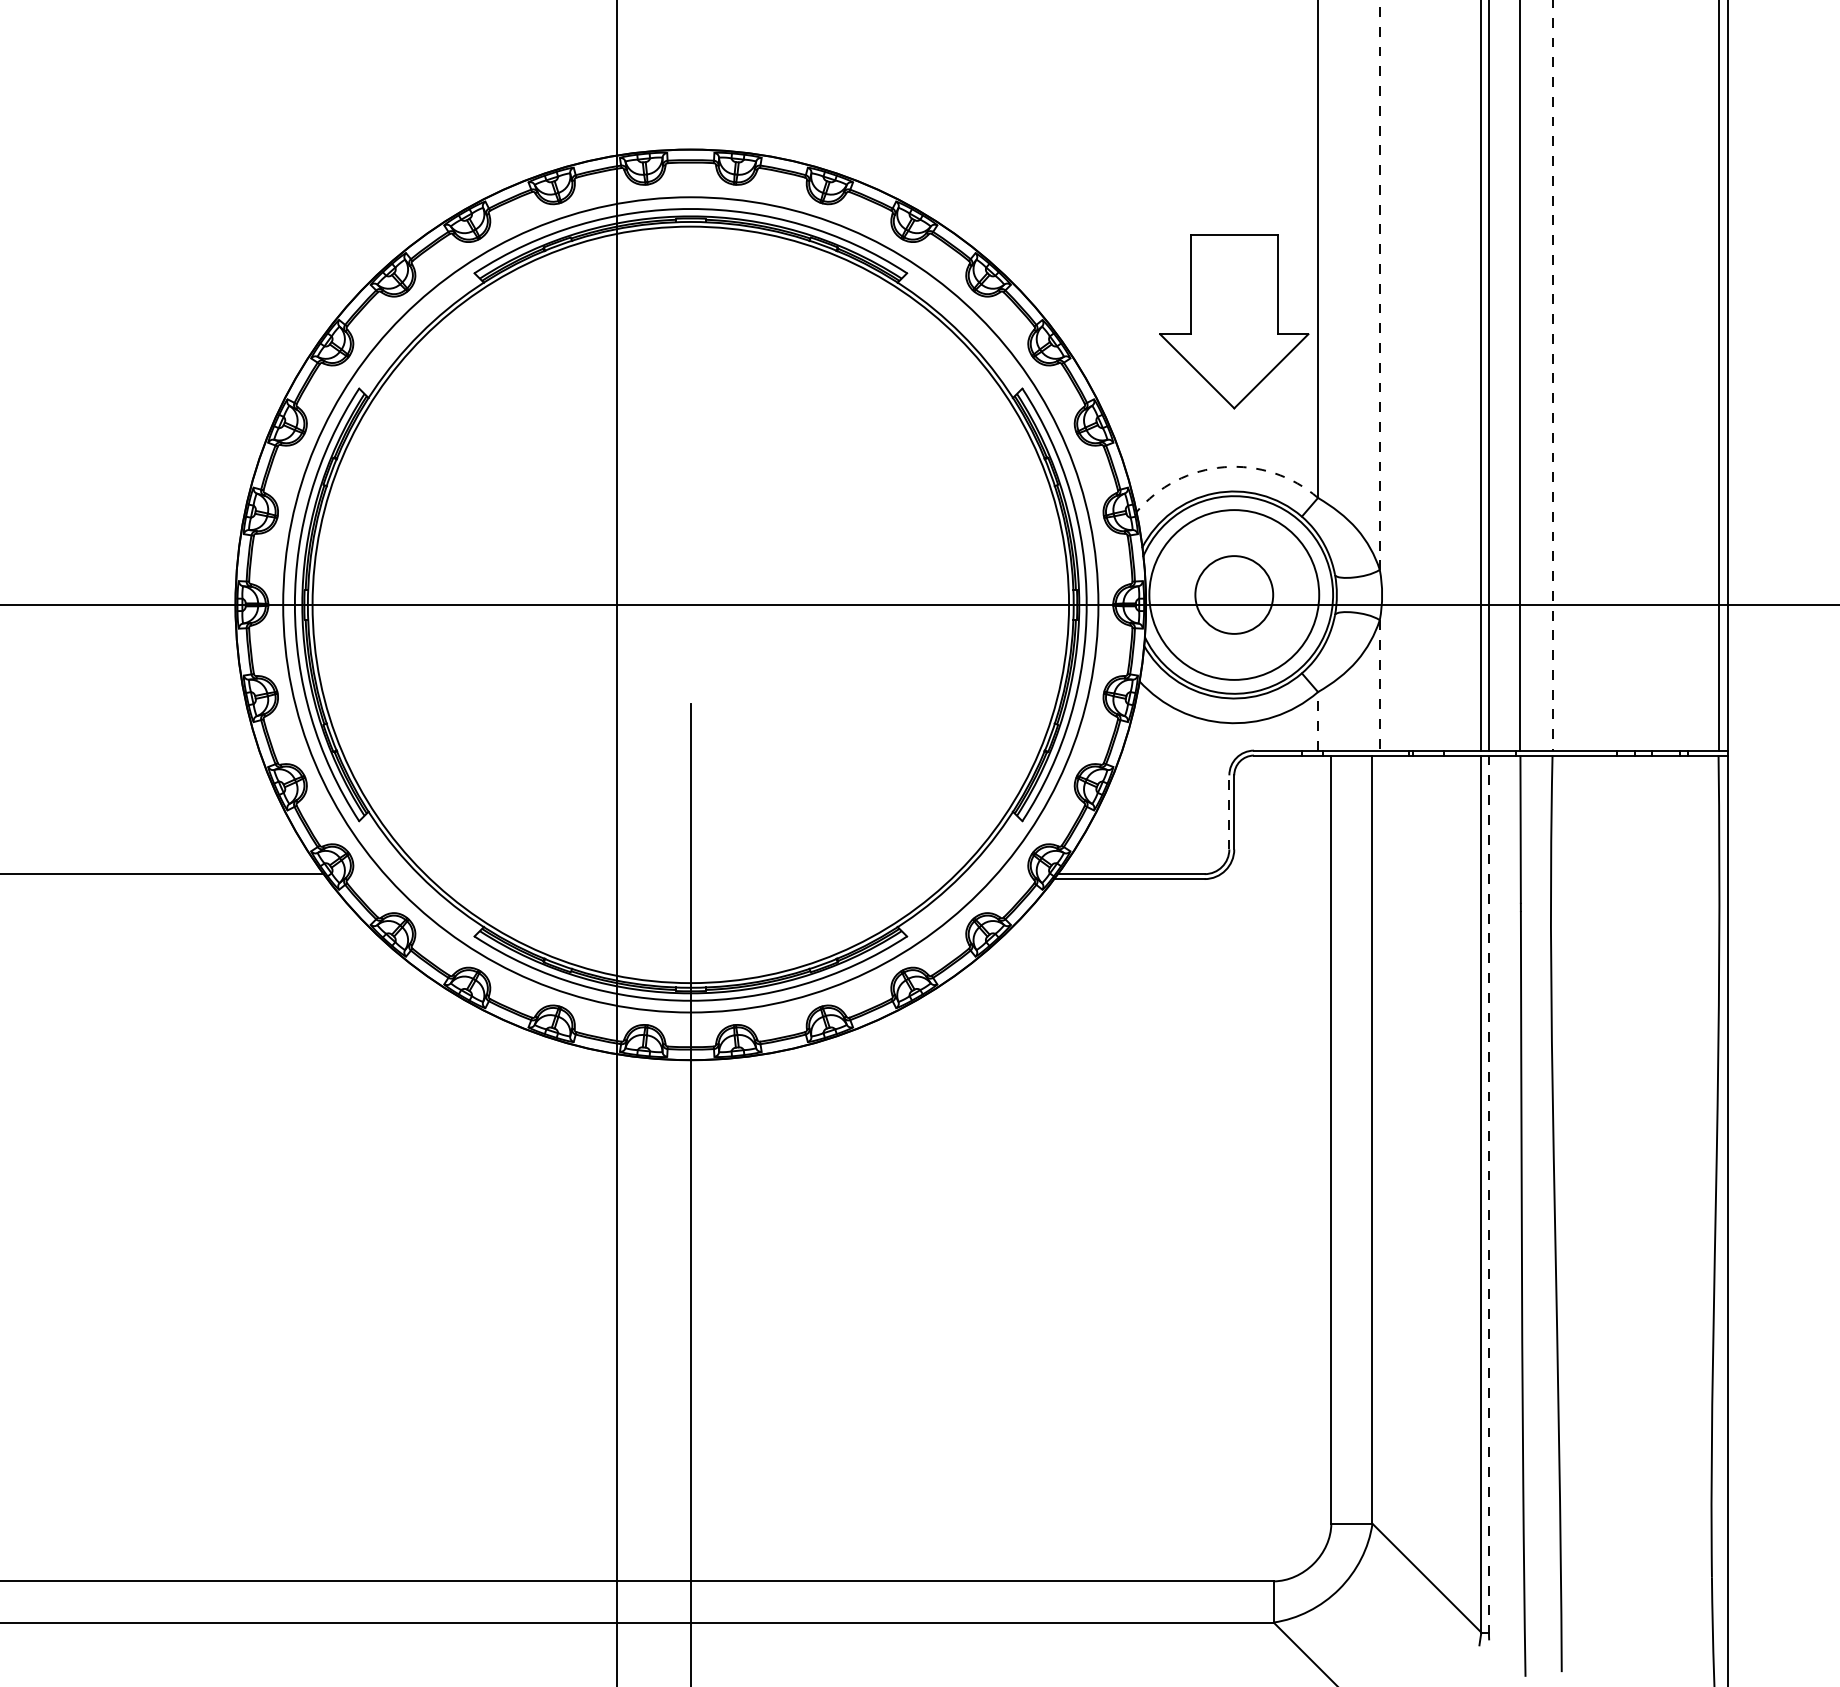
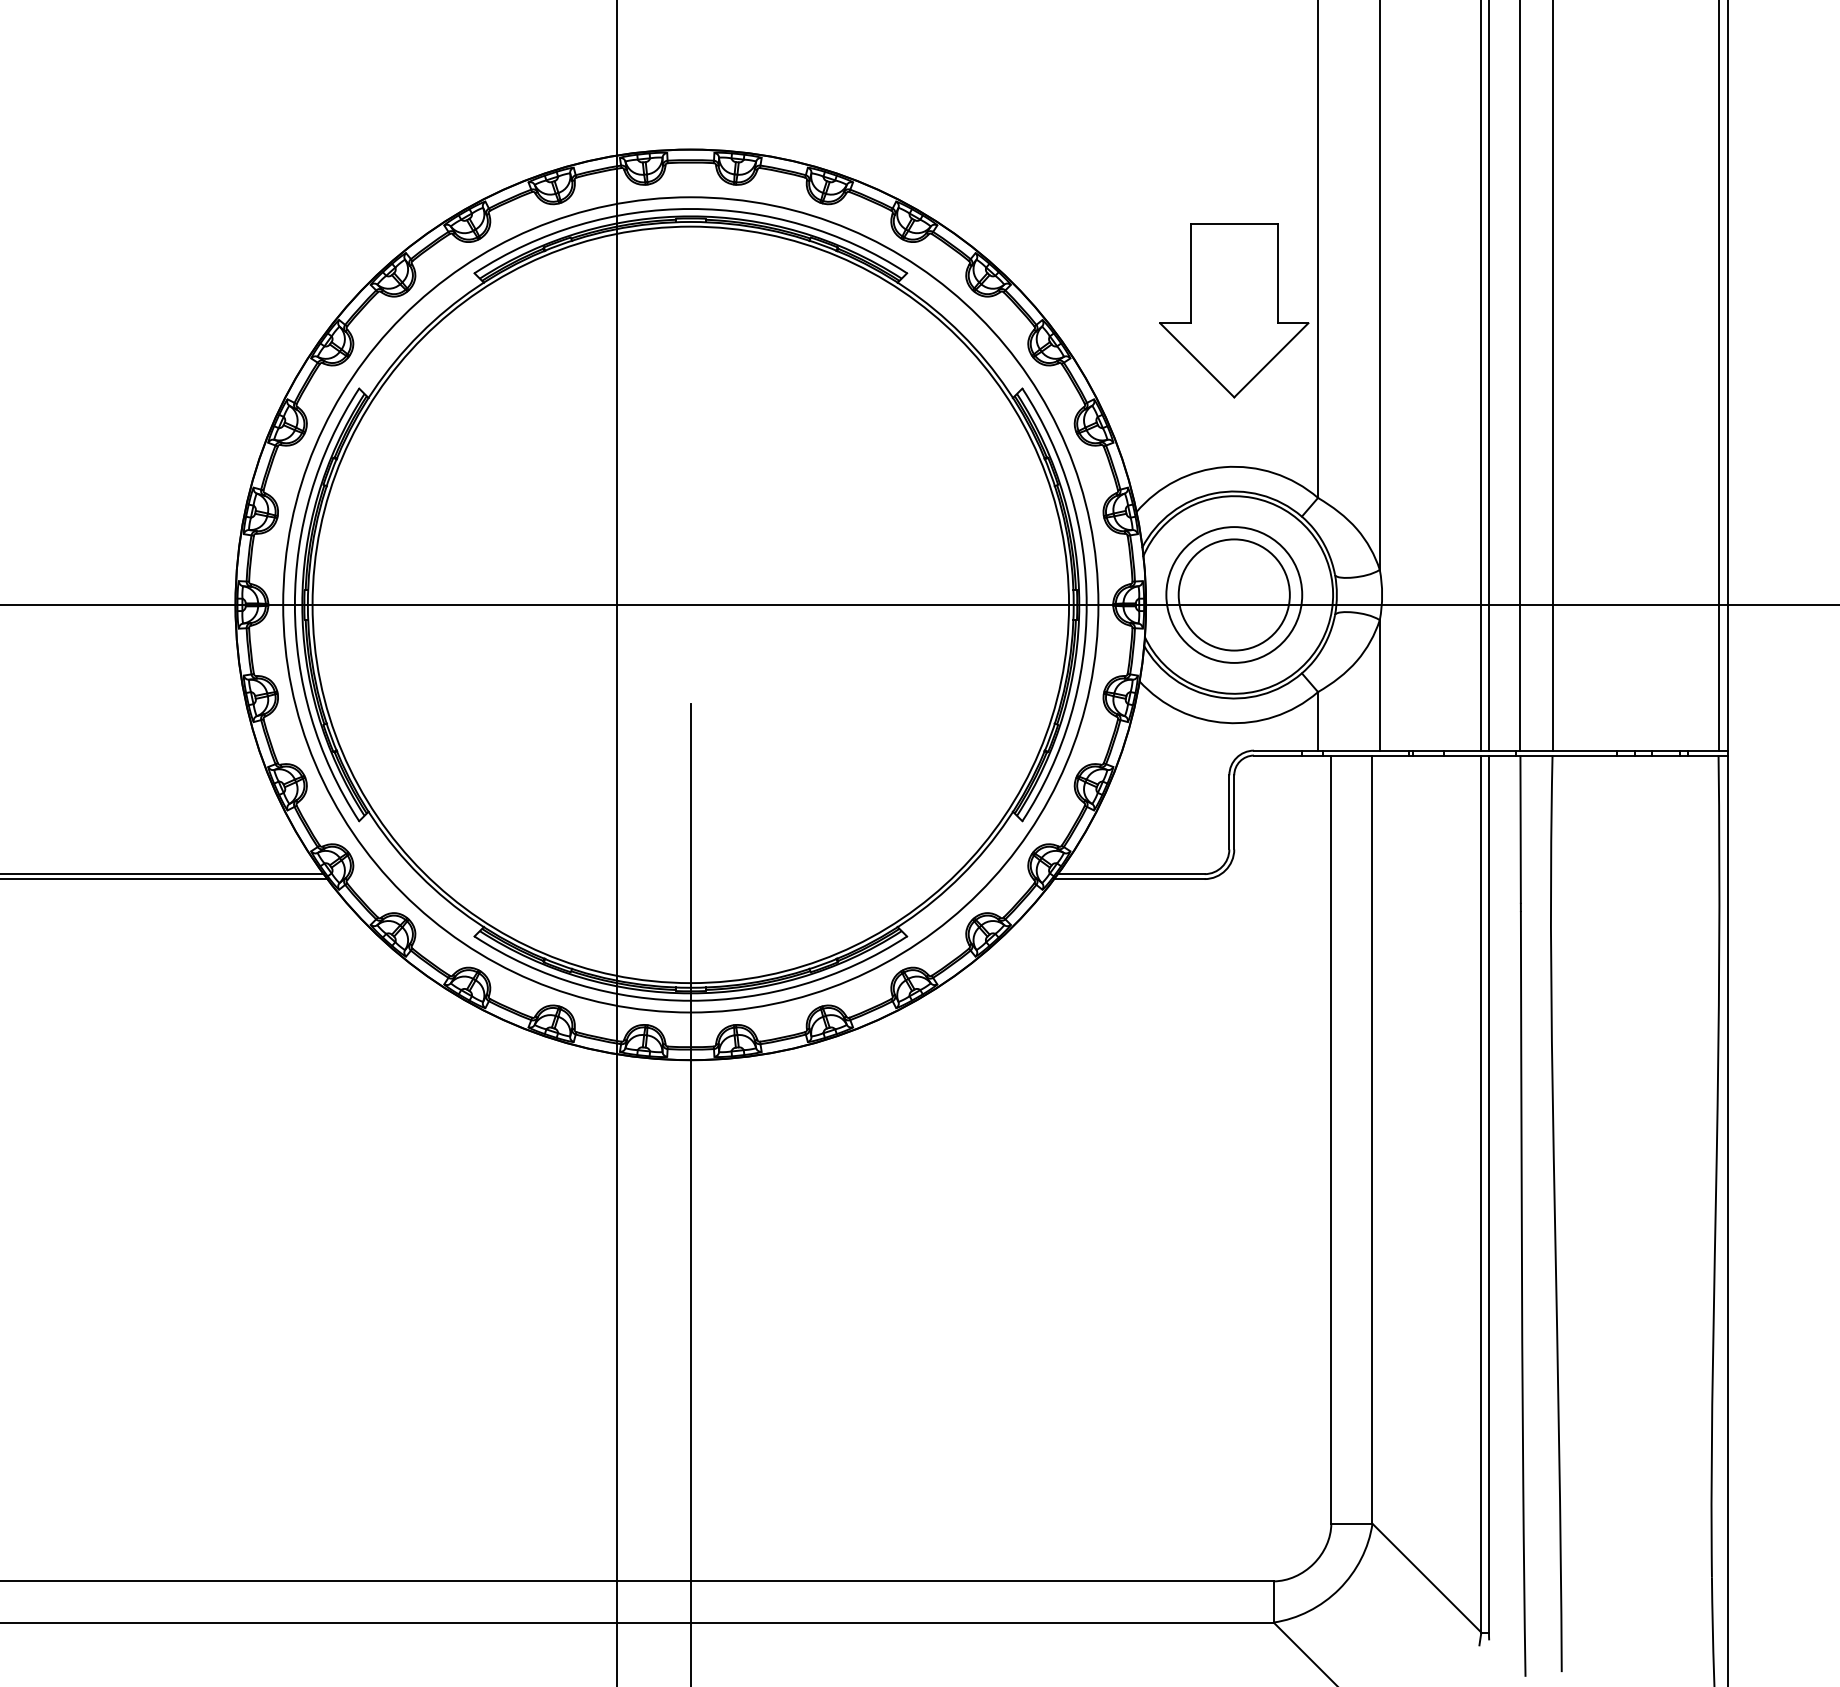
line: dashed -> solid (1379, 285)
part position: (1234, 321) -> (1234, 310) (1234, 310)
line: dashed -> solid (1552, 375)
arc: dashed -> solid (1224, 467)
circle diameter: 170 px -> 136 px (1234, 594)
circle diameter: 78 px -> 111 px (1233, 594)
line: dashed -> solid (1379, 685)
line: dashed -> solid (1318, 720)
line: dashed -> solid (1229, 811)
line: none -> present (164, 879)
line: dashed -> solid (1488, 1194)
